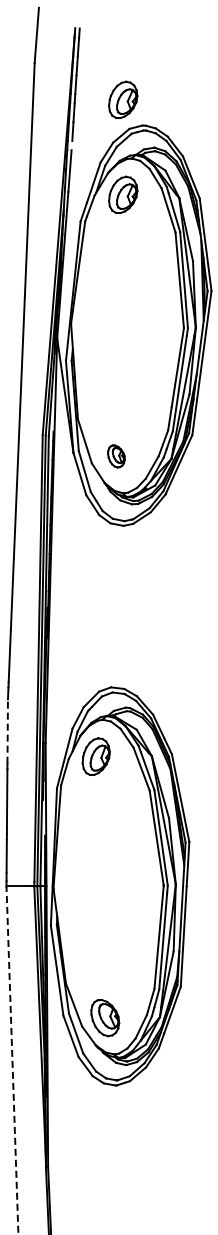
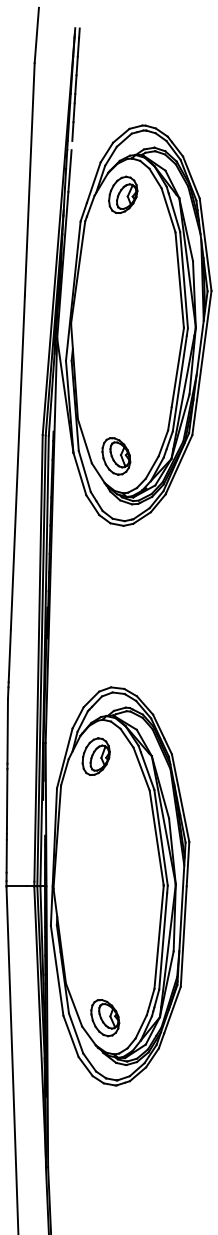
part: present -> none (123, 99)
part size: 19x25 px -> 31x39 px (116, 456)
line: dashed -> solid (7, 731)
line: dashed -> solid (12, 1060)
